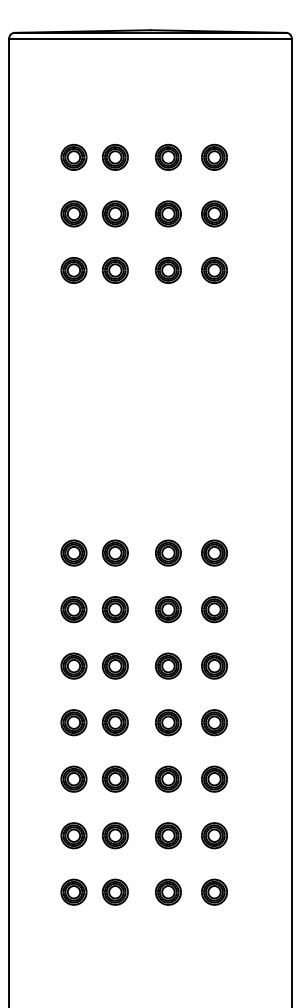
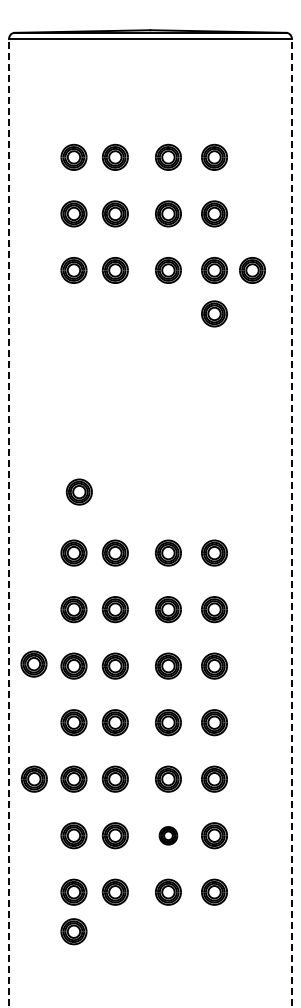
part: none -> present (252, 270)
part: none -> present (214, 313)
part: none -> present (78, 491)
line: solid -> dashed (9, 522)
line: solid -> dashed (291, 522)
part: none -> present (33, 663)
part: none -> present (33, 778)
part size: 27x28 px -> 21x20 px (168, 835)
part: none -> present (73, 931)
